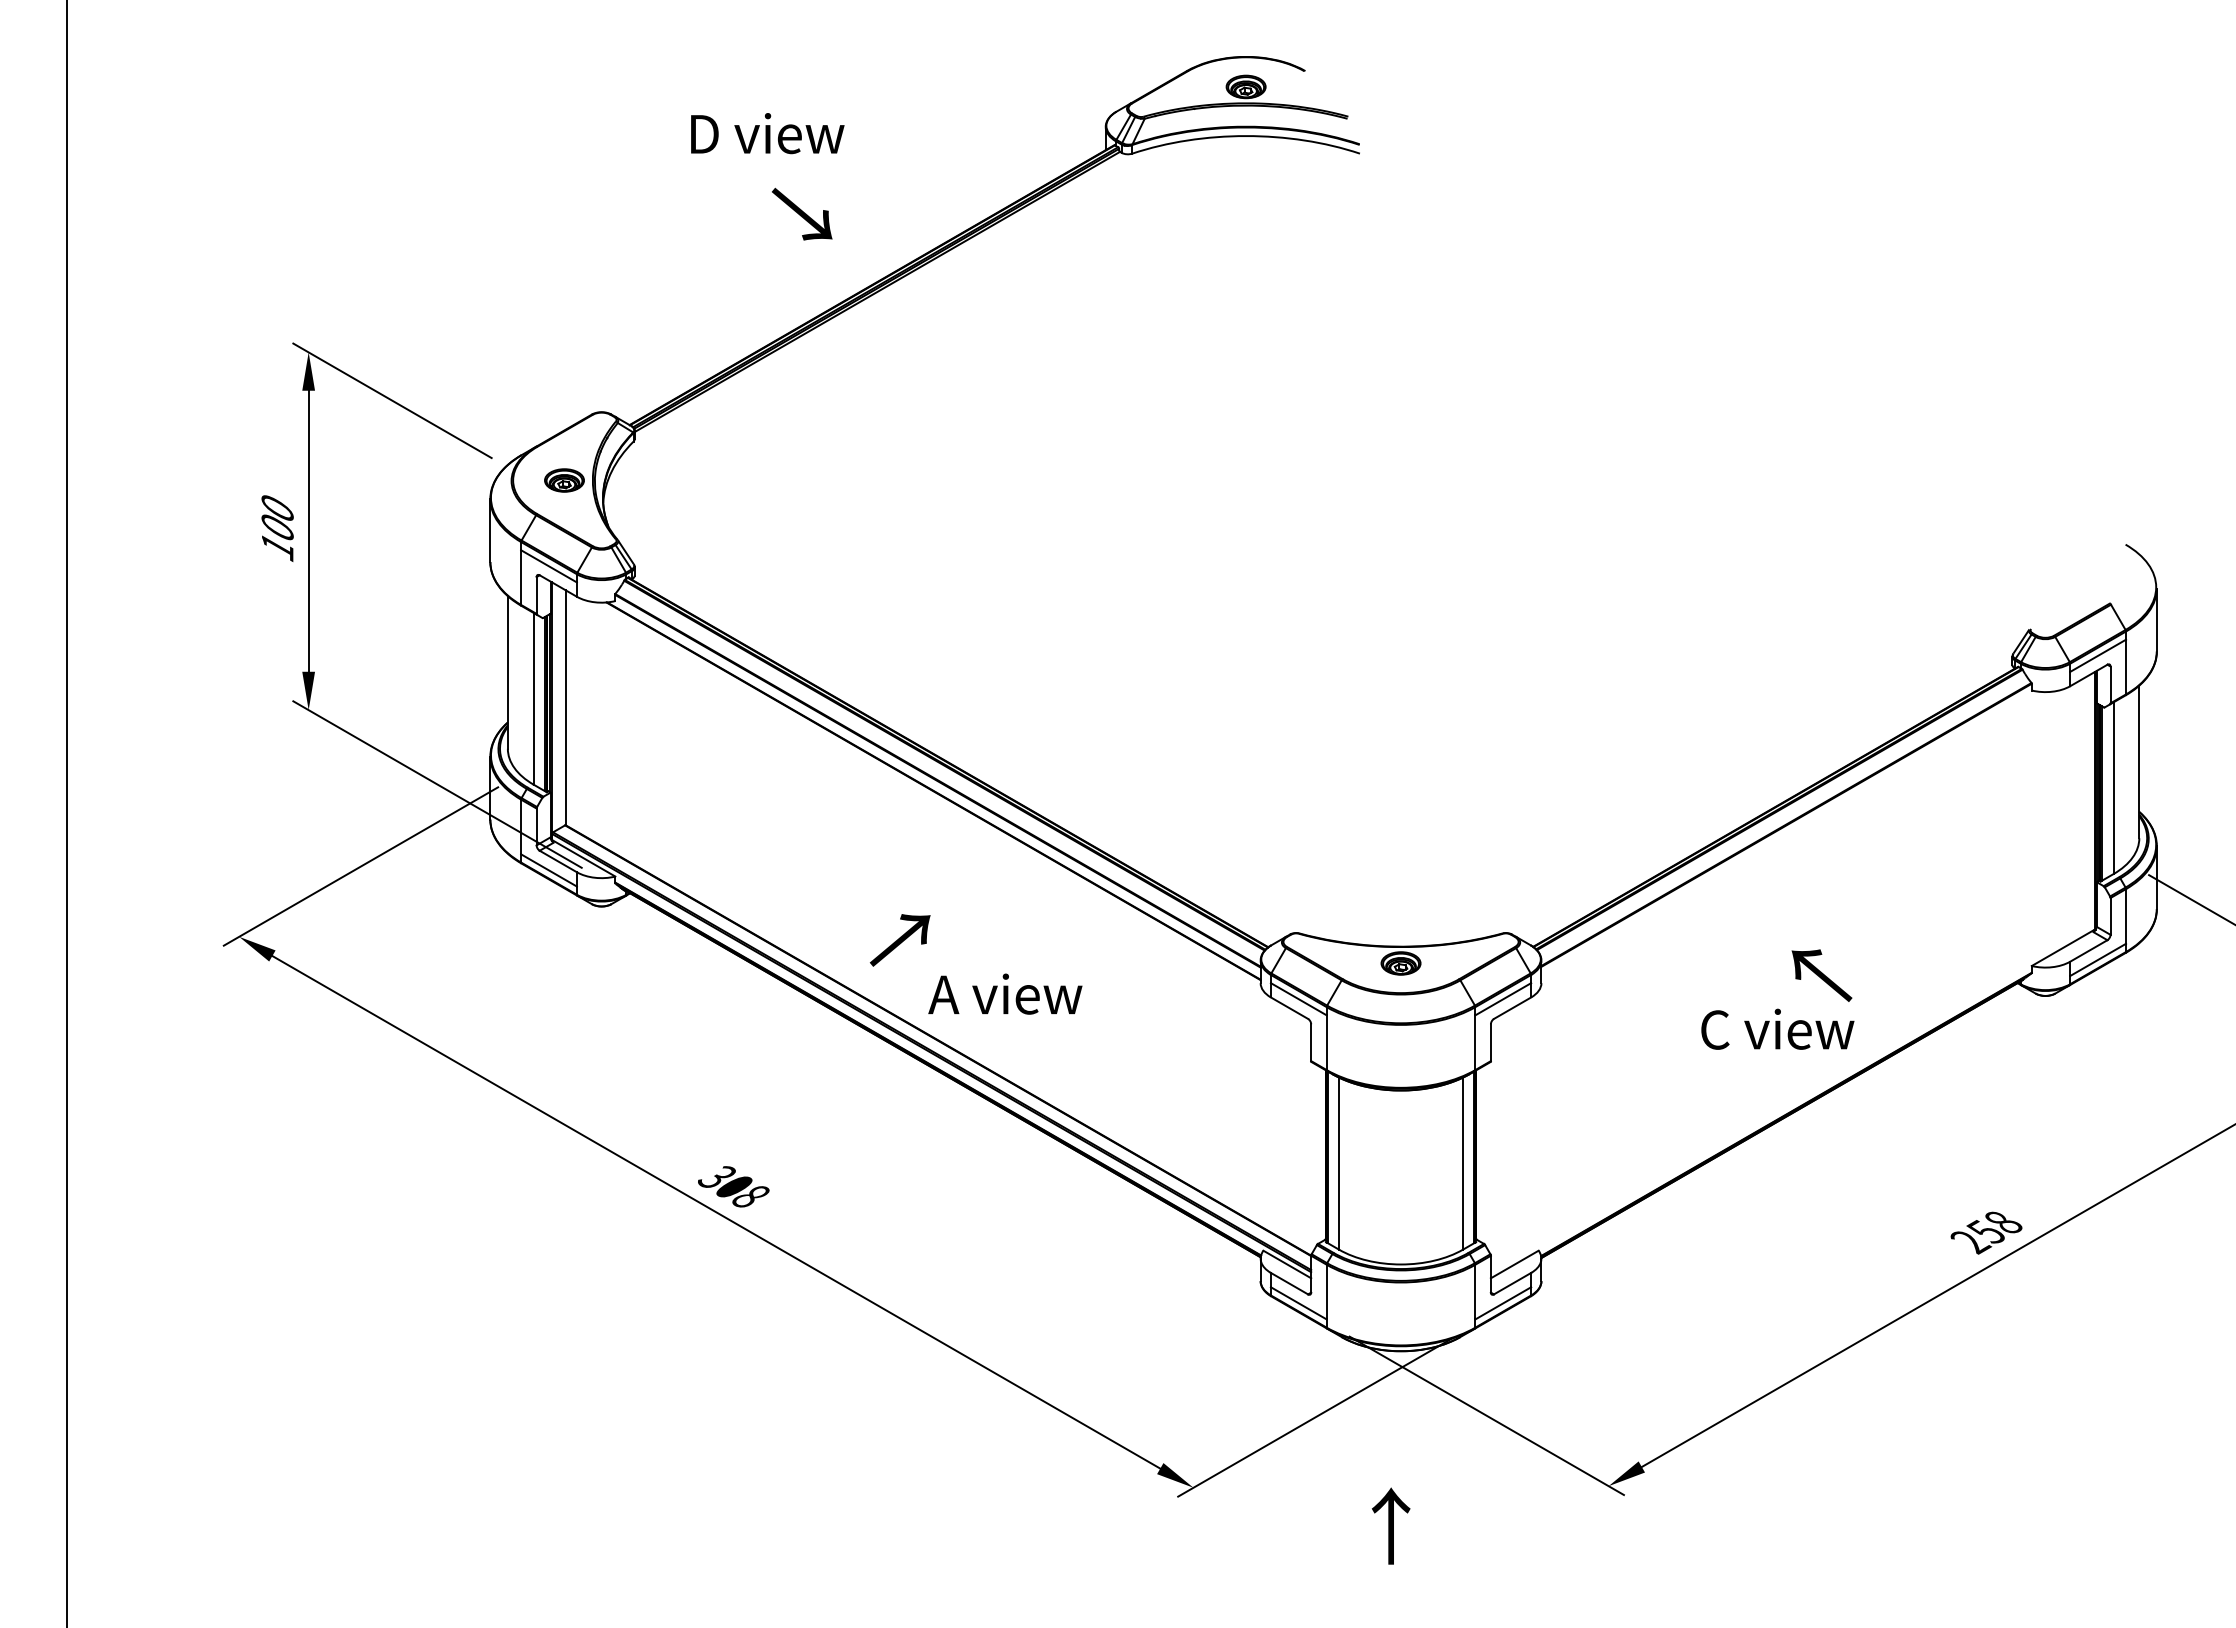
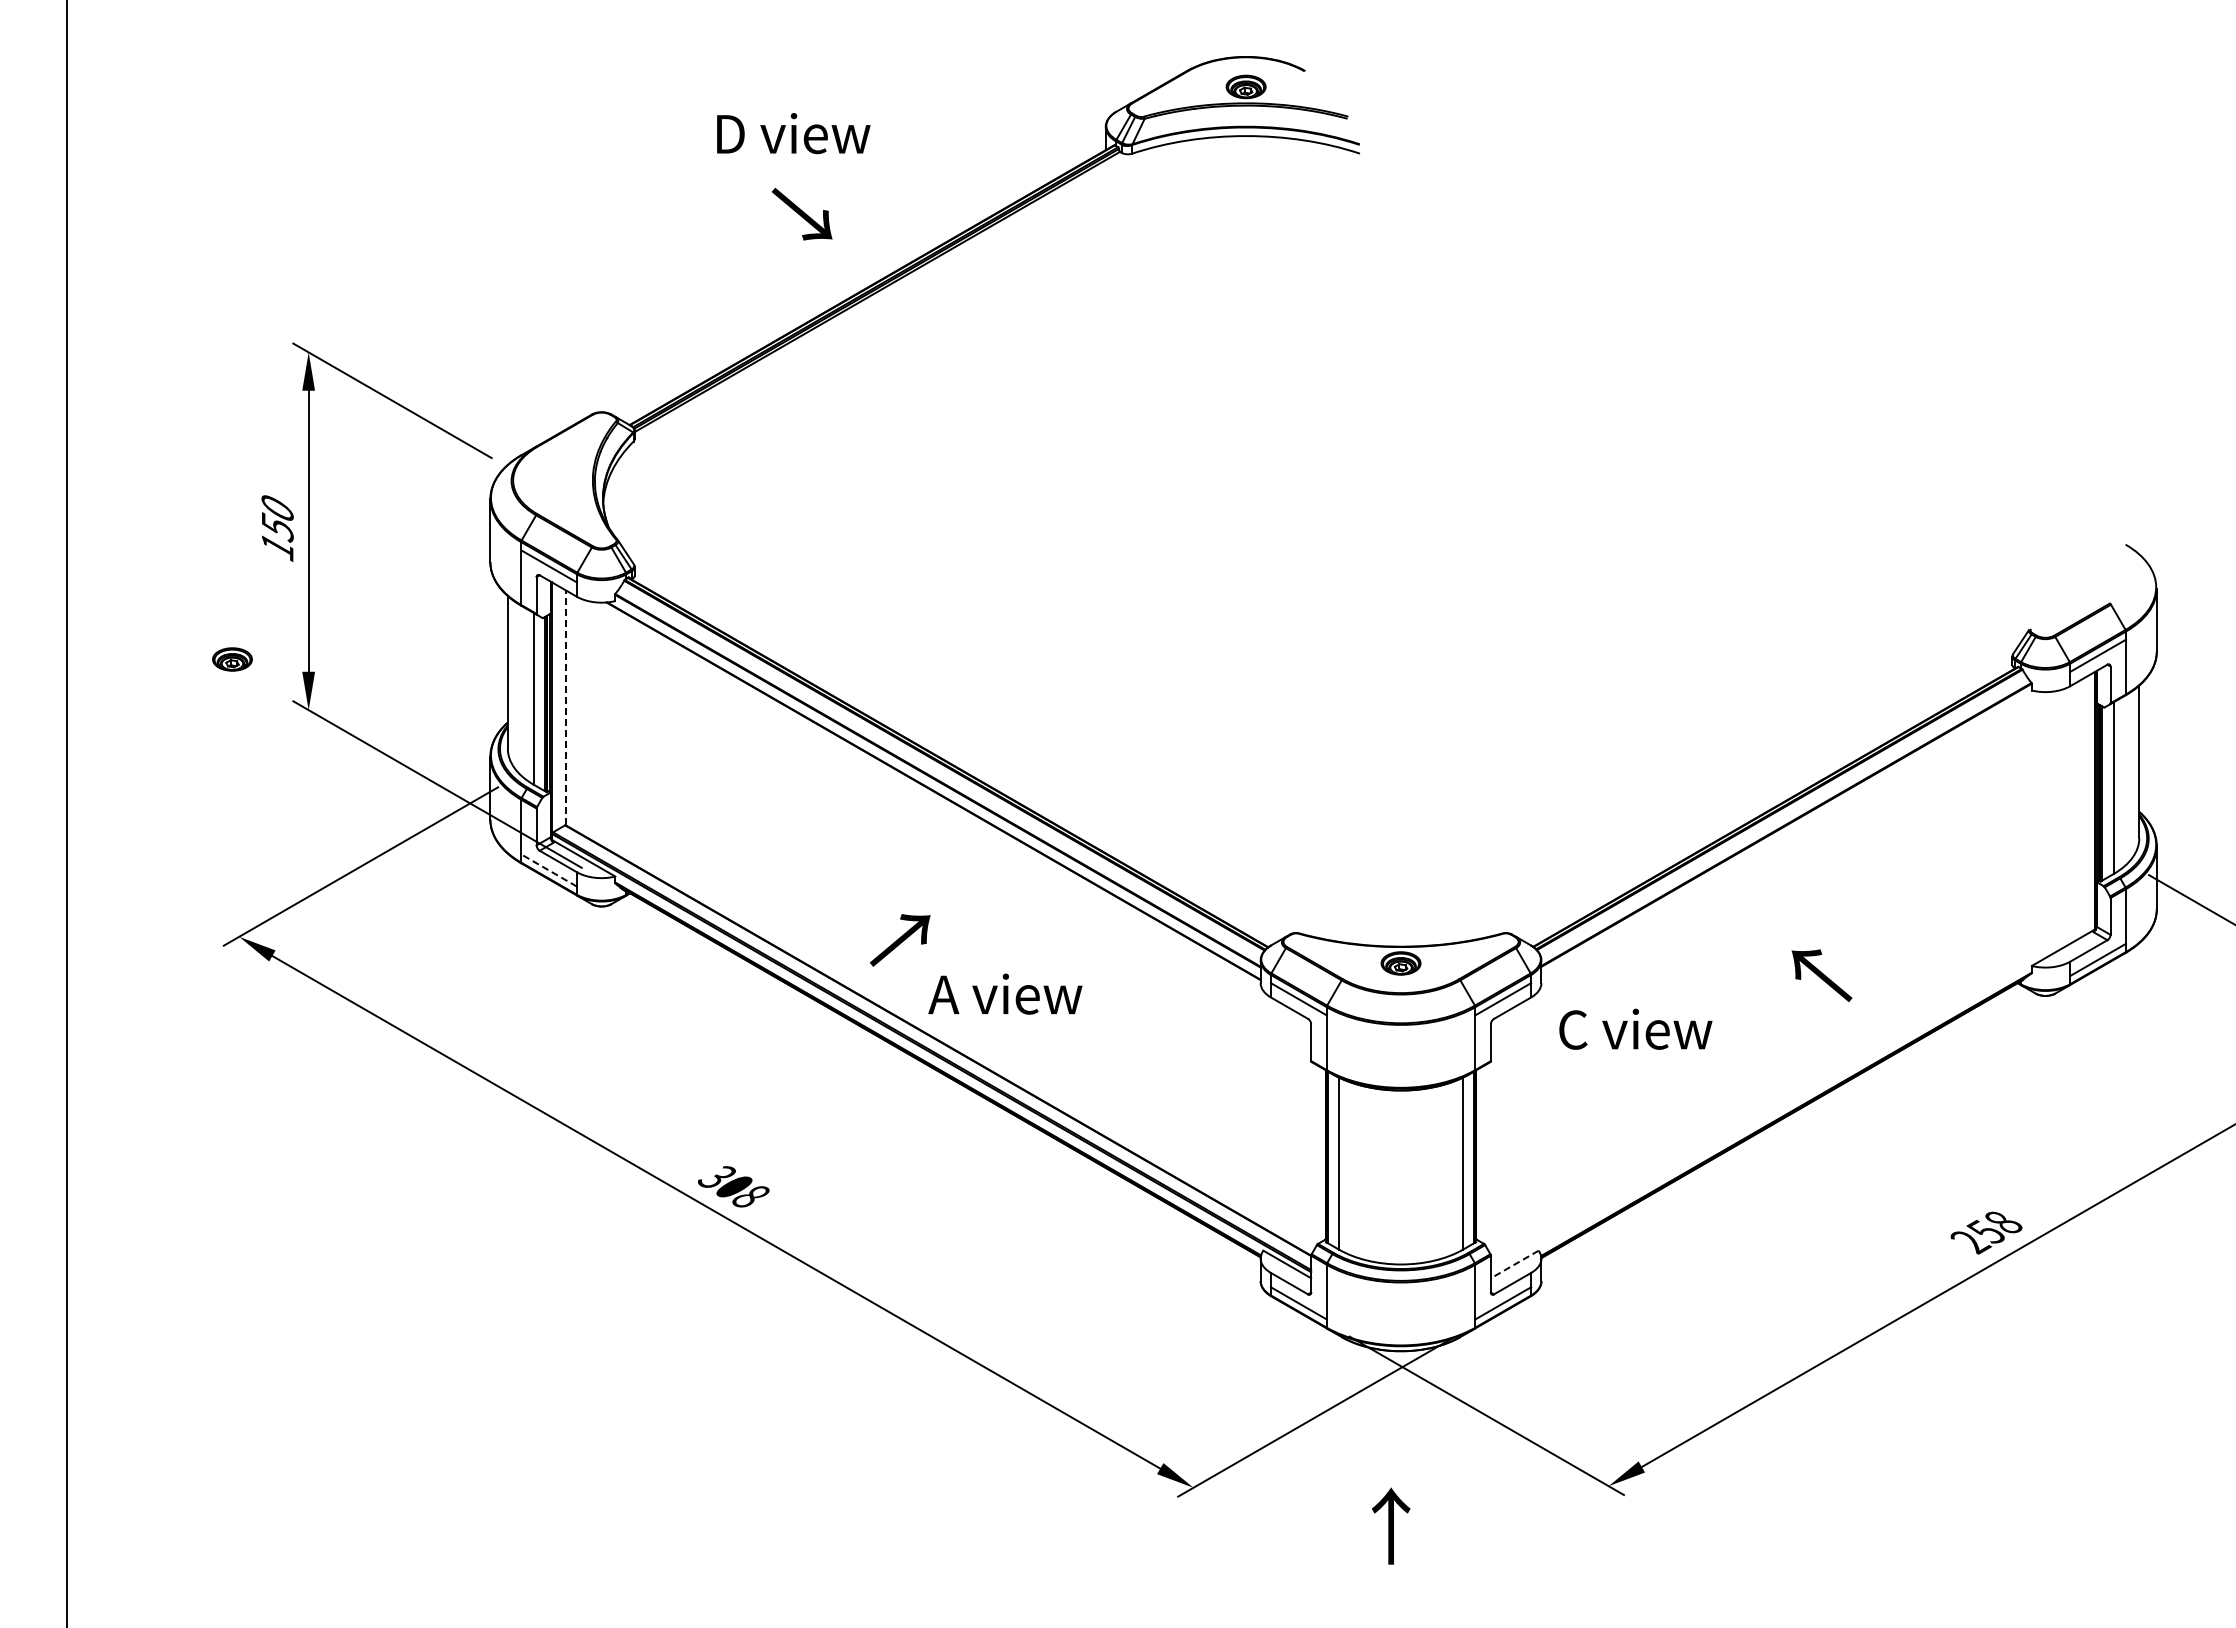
text position: (767, 133) -> (793, 133) (793, 133)
part position: (564, 480) -> (232, 659) (232, 659)
text: 100 -> 150 (277, 527)
line: solid -> dashed (566, 707)
line: solid -> dashed (548, 870)
text position: (1777, 1028) -> (1635, 1028) (1635, 1028)
line: solid -> dashed (1514, 1264)
